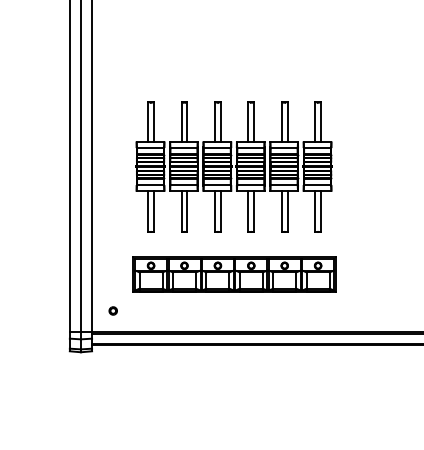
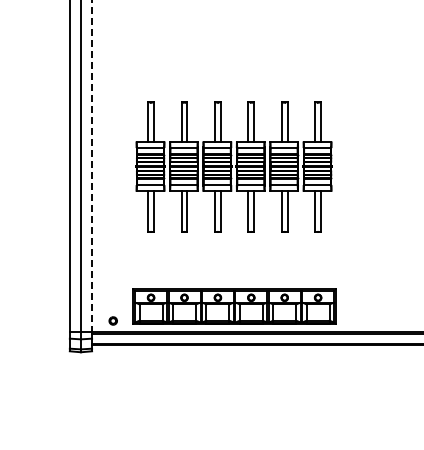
line: solid -> dashed (92, 166)
part position: (234, 274) -> (234, 306) (234, 306)
part position: (112, 310) -> (112, 320) (112, 320)
